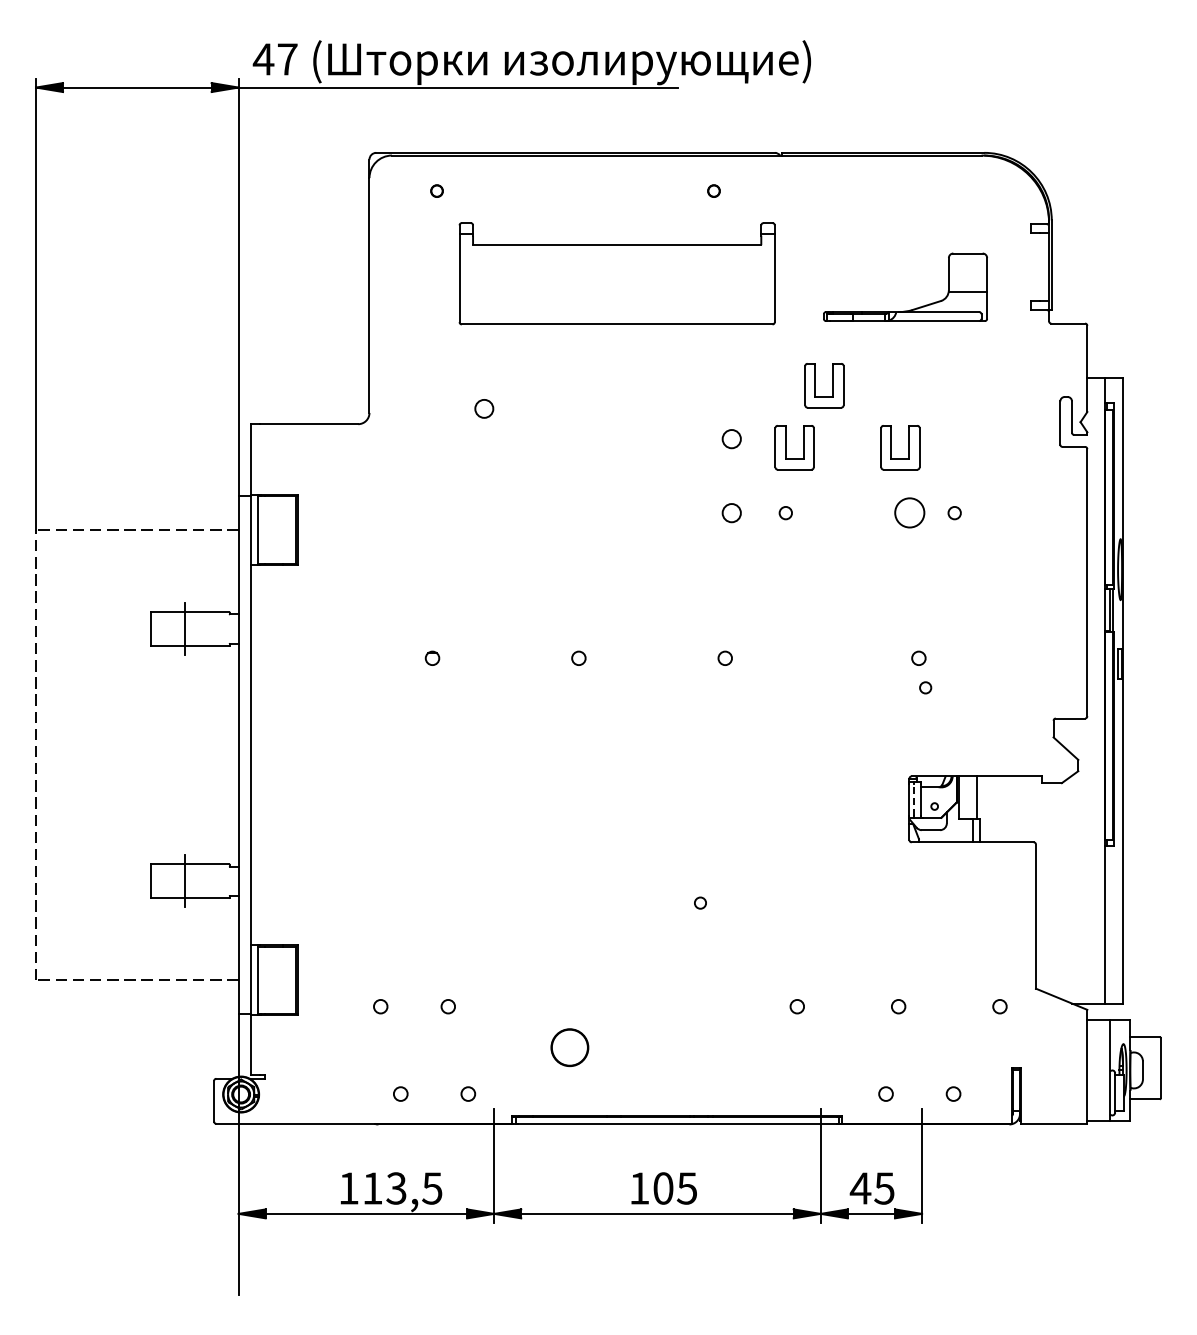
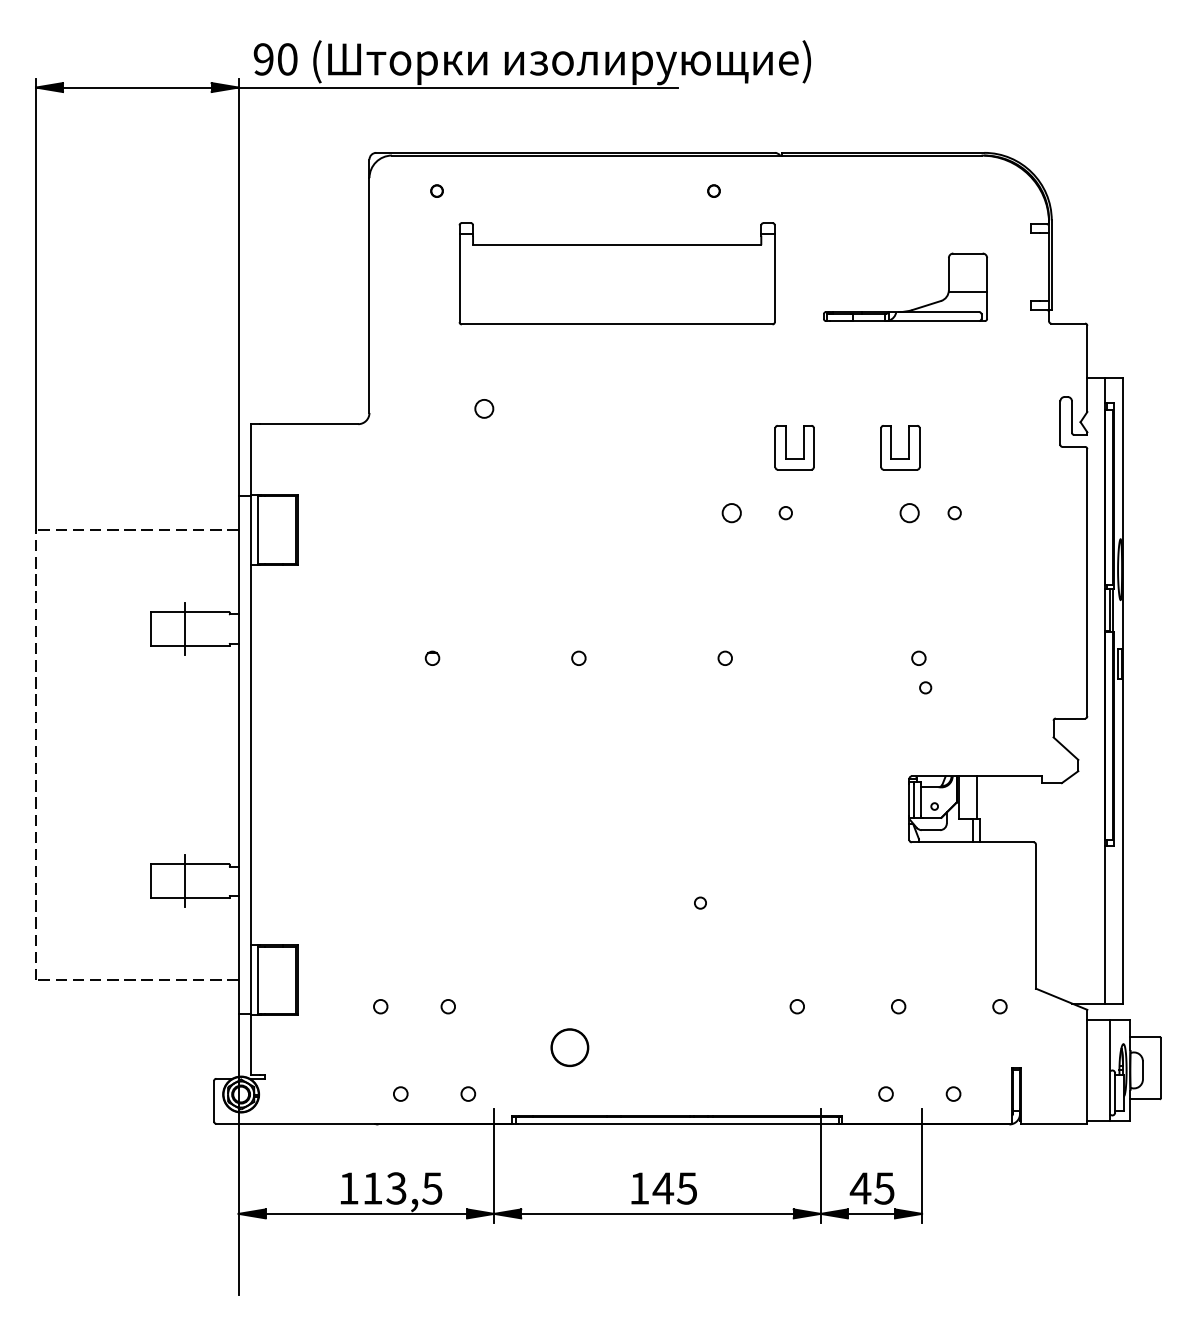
text: 47 -> 90 (274, 59)
part: present -> none (832, 385)
circle: present -> none (731, 439)
circle size: 32x32 px -> 21x21 px (909, 513)
line: dashed -> solid (913, 799)
text: 105 -> 145 (663, 1188)
